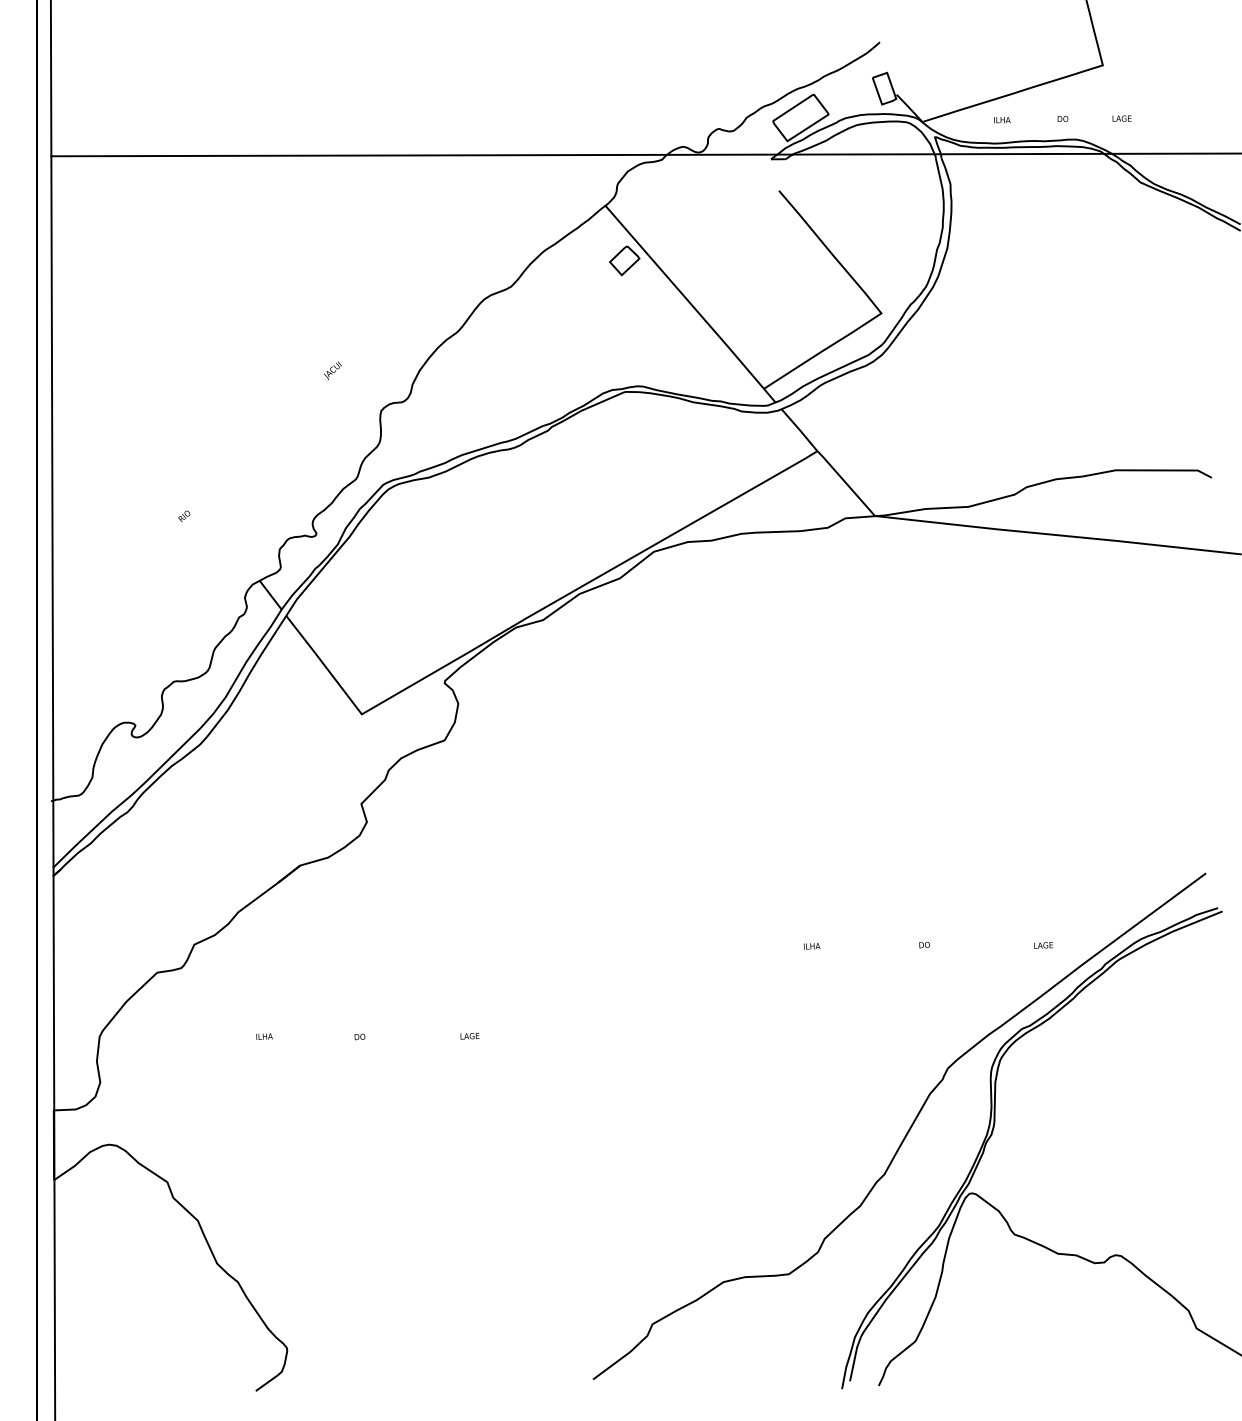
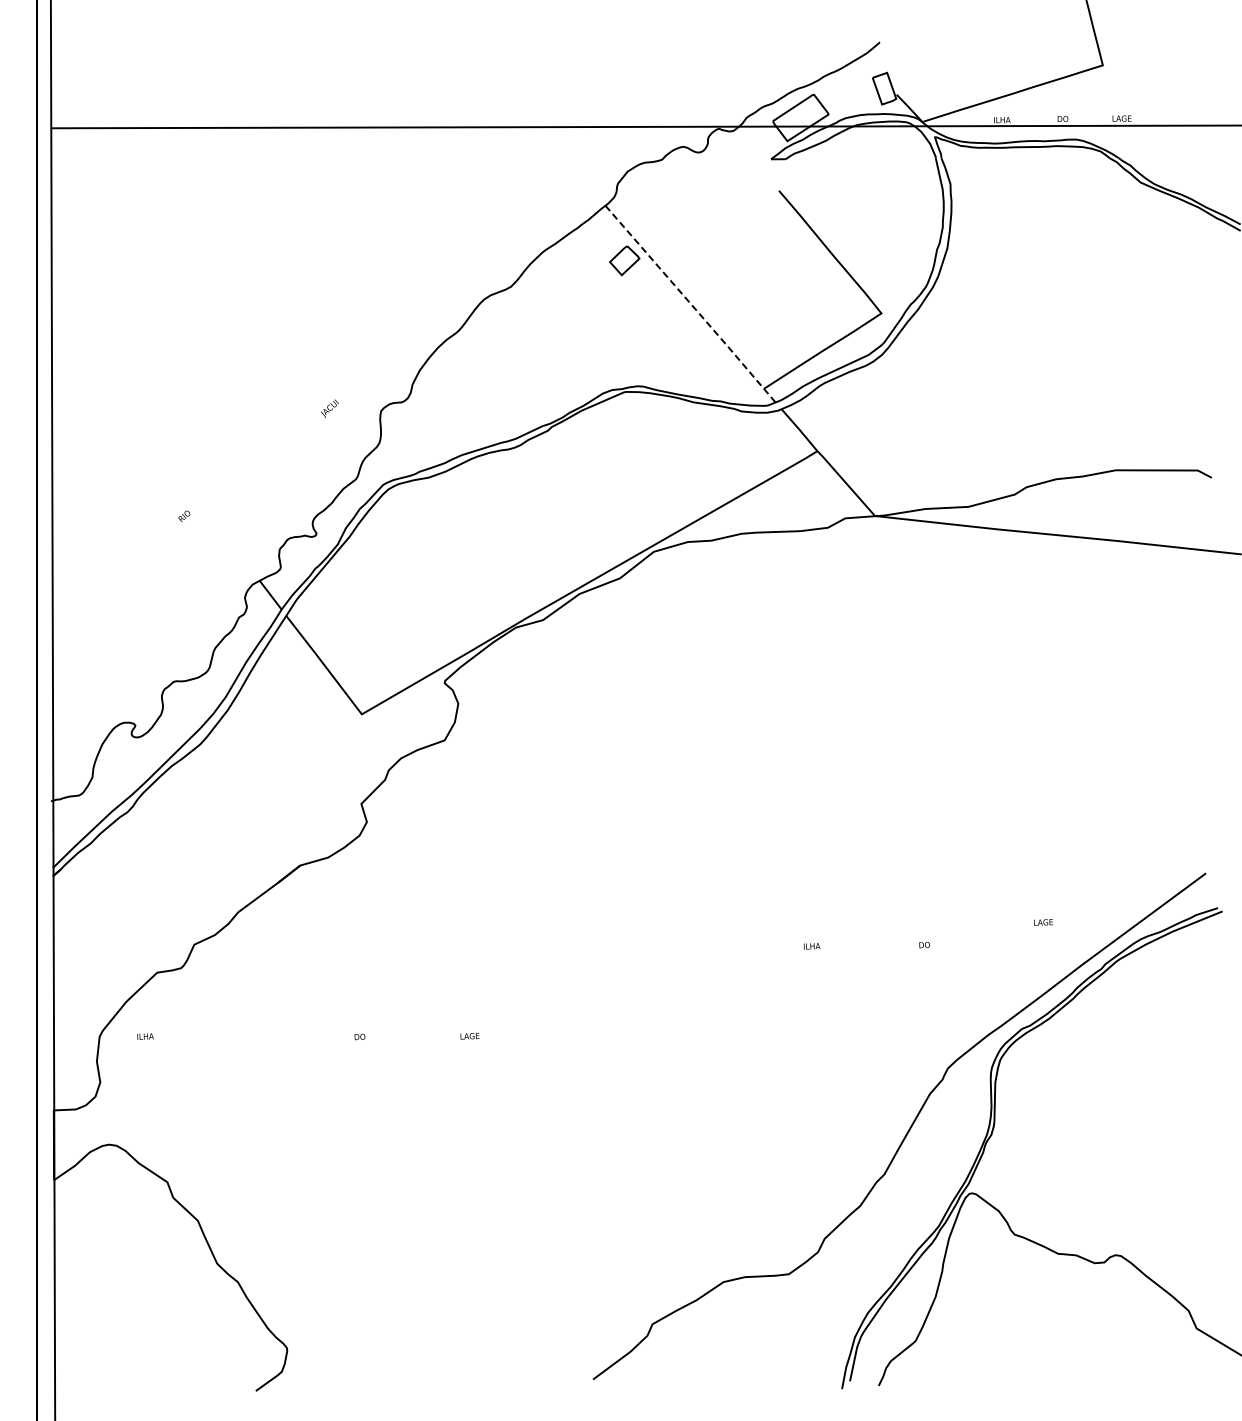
line position: (644, 154) -> (644, 126) (644, 126)
line: solid -> dashed (690, 304)
text position: (332, 370) -> (329, 408) (329, 408)
text position: (1043, 945) -> (1043, 922) (1043, 922)
text position: (264, 1036) -> (145, 1036) (145, 1036)
